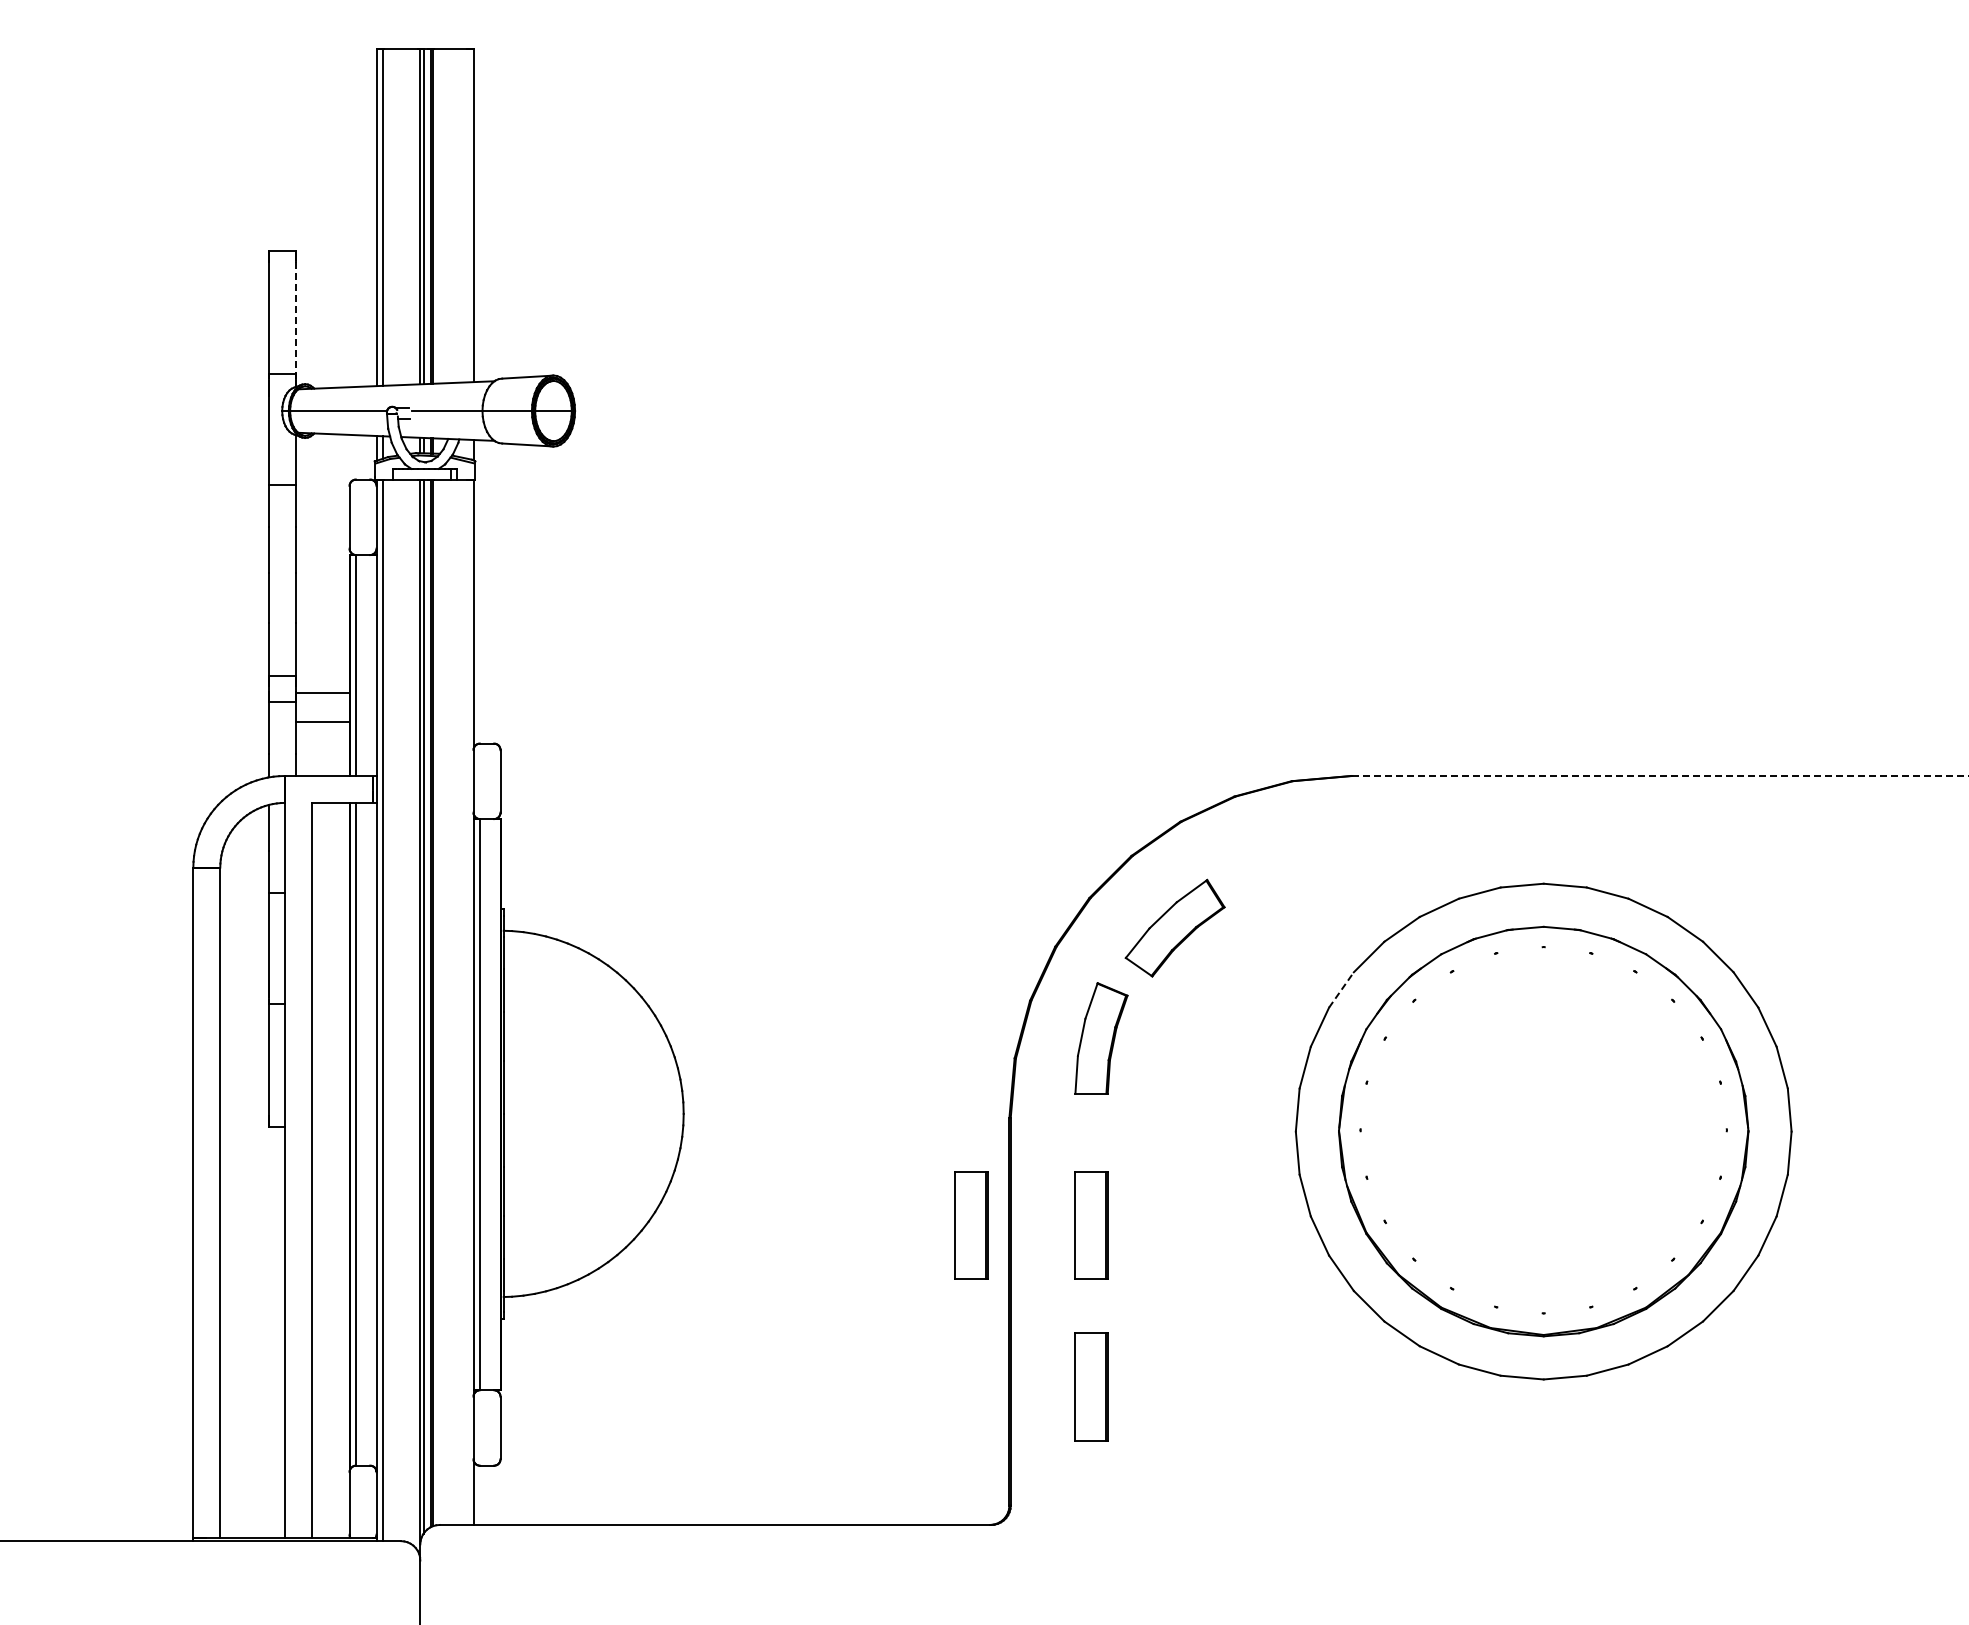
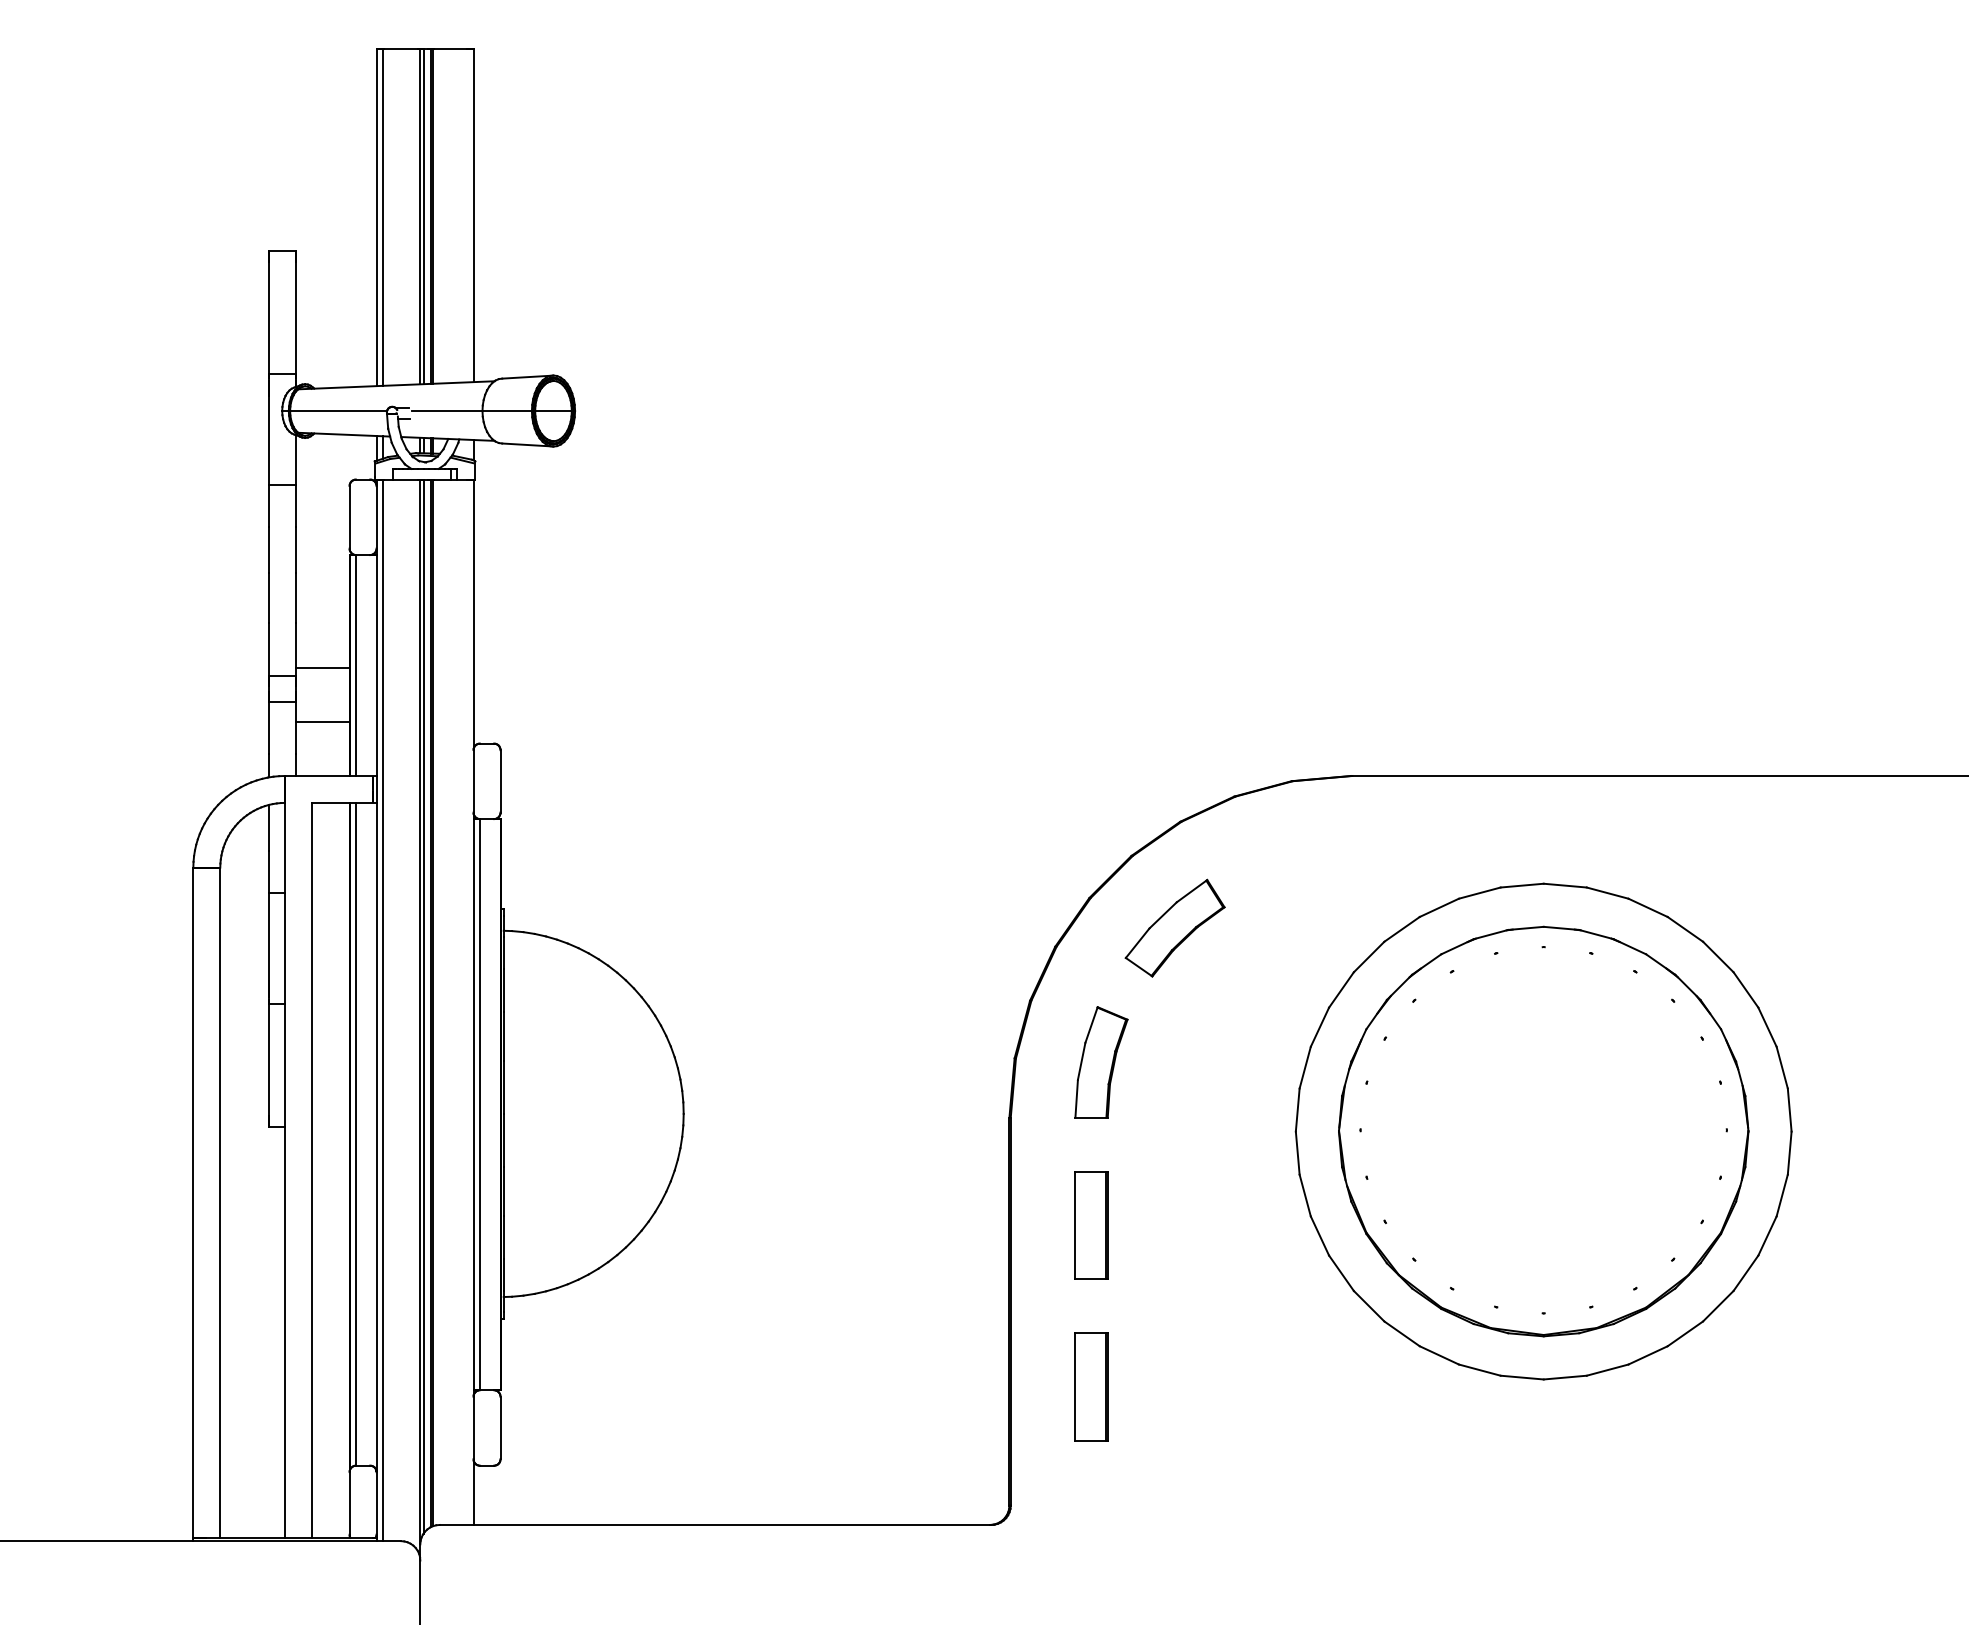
line: dashed -> solid (295, 318)
line position: (322, 693) -> (322, 668) (322, 668)
line: dashed -> solid (1661, 775)
line: dashed -> solid (1341, 989)
part position: (1101, 1038) -> (1101, 1062) (1101, 1062)
part: present -> none (971, 1225)
